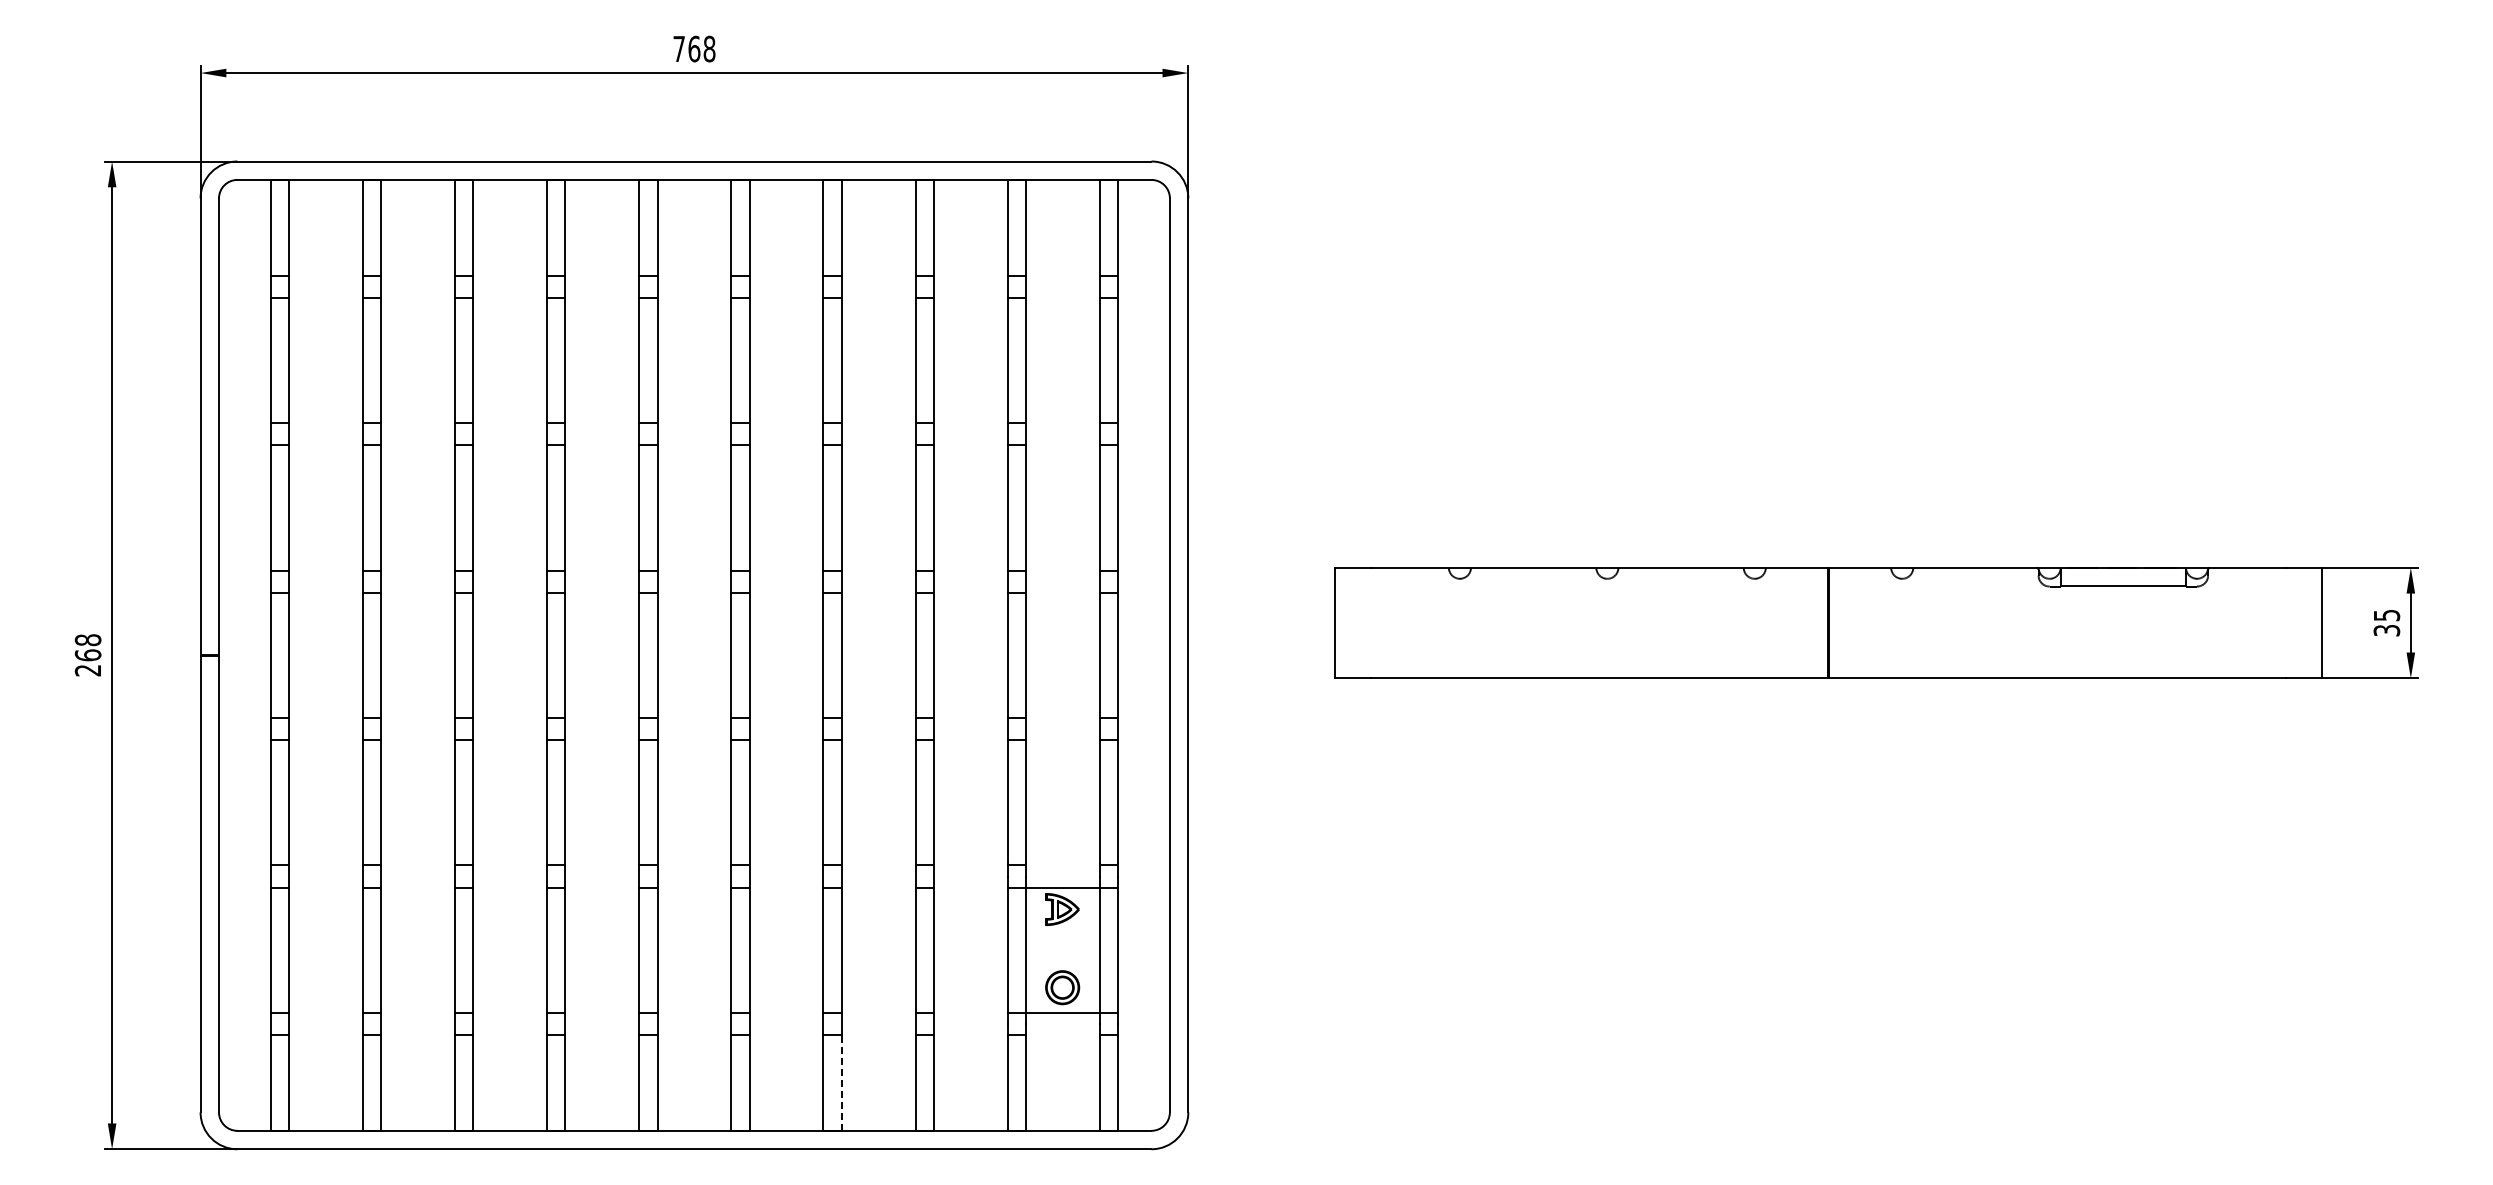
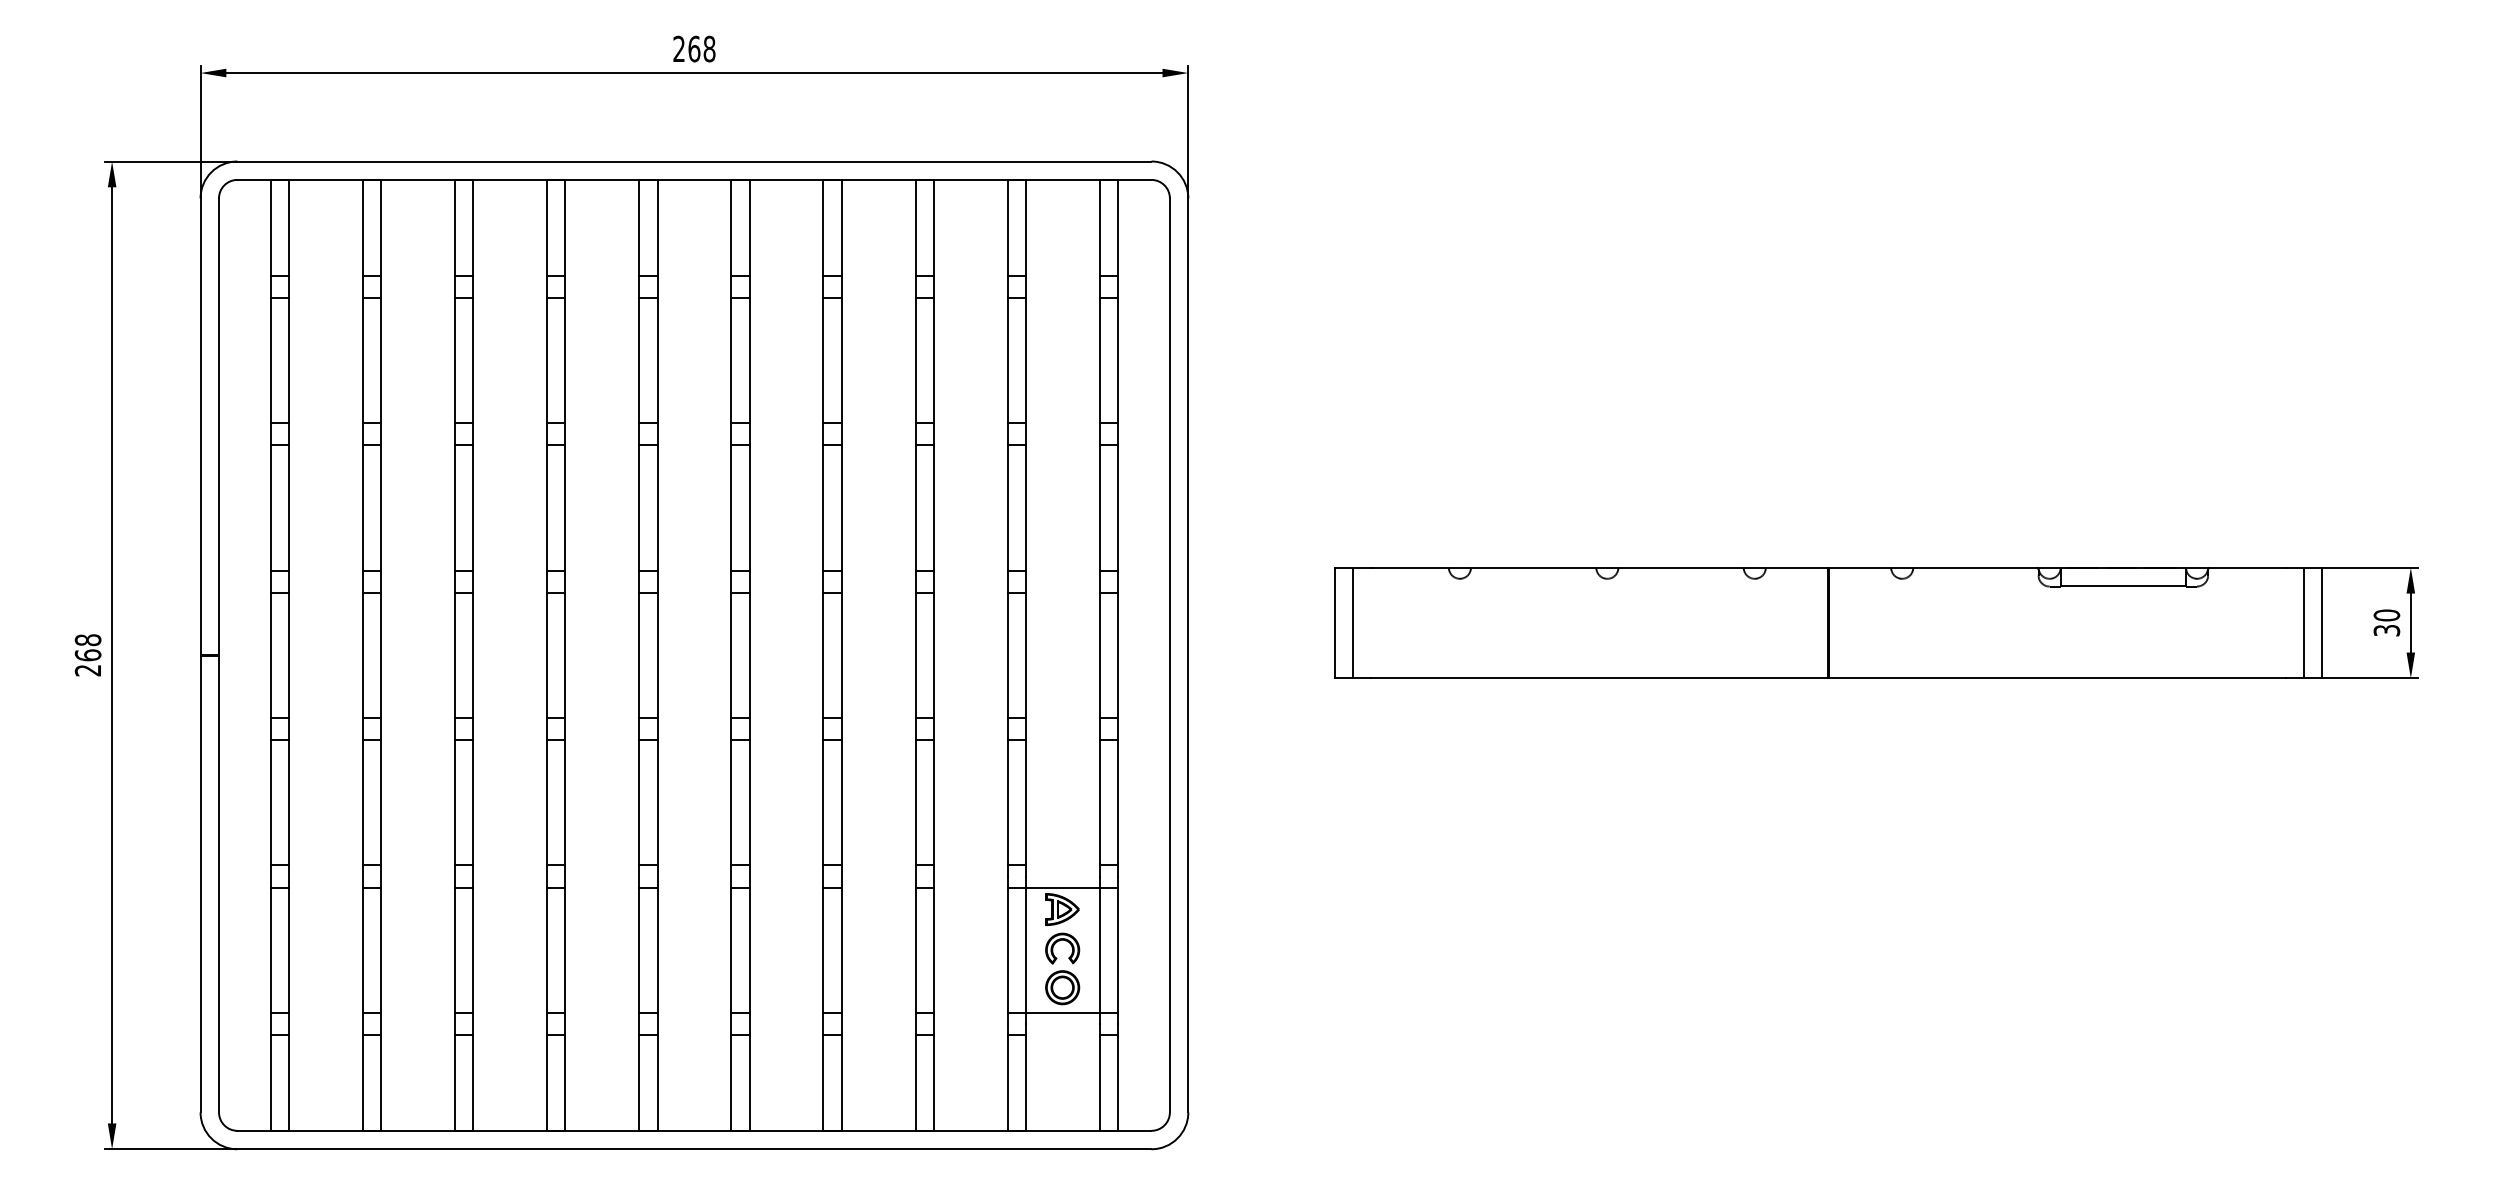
text: 768 -> 268 (678, 48)
text: 35 -> 30 (2386, 615)
line: none -> present (1353, 622)
line: none -> present (2303, 622)
part: none -> present (1059, 941)
line: dashed -> solid (841, 1082)
